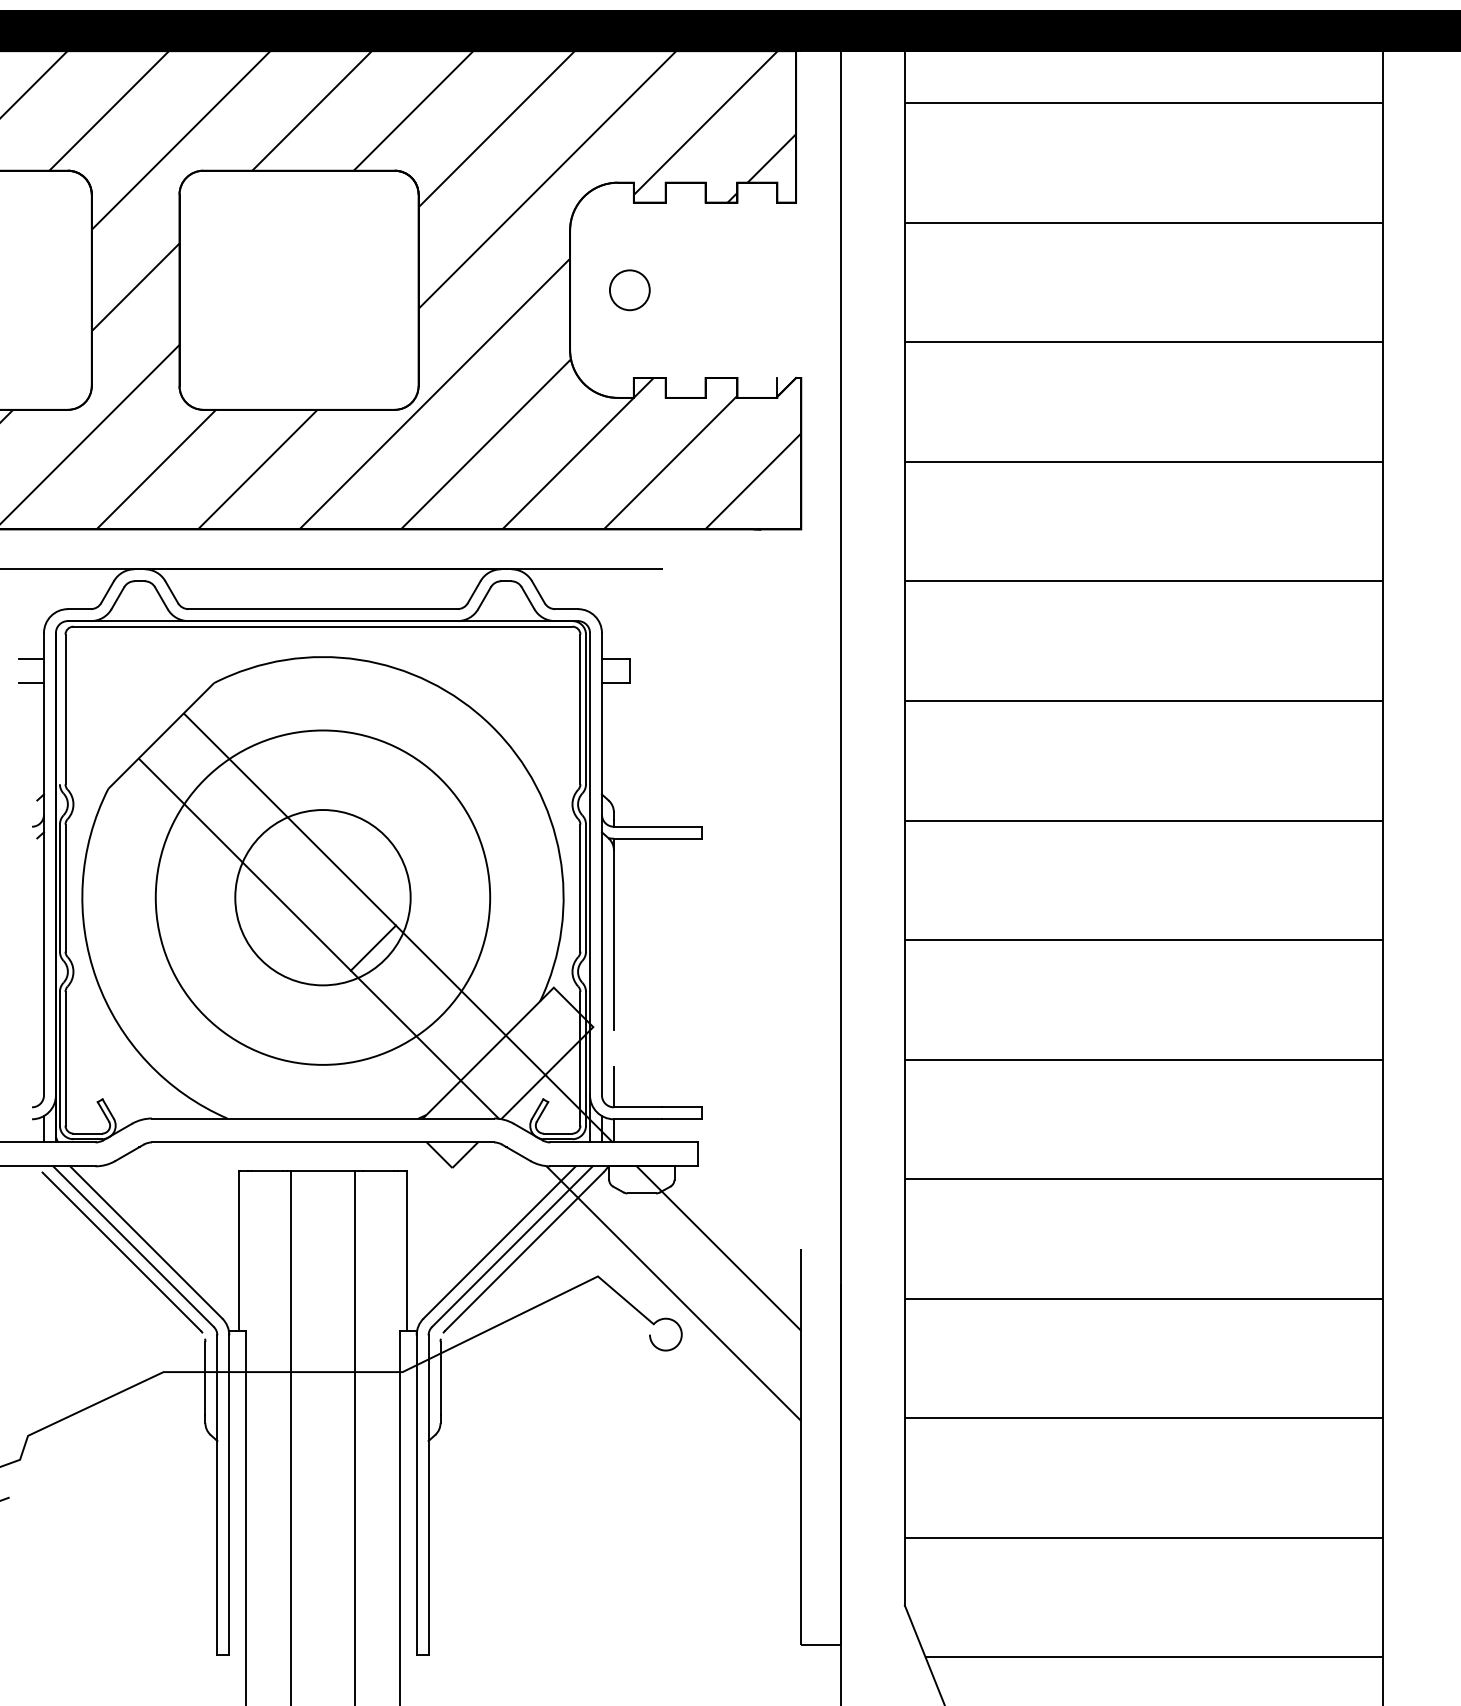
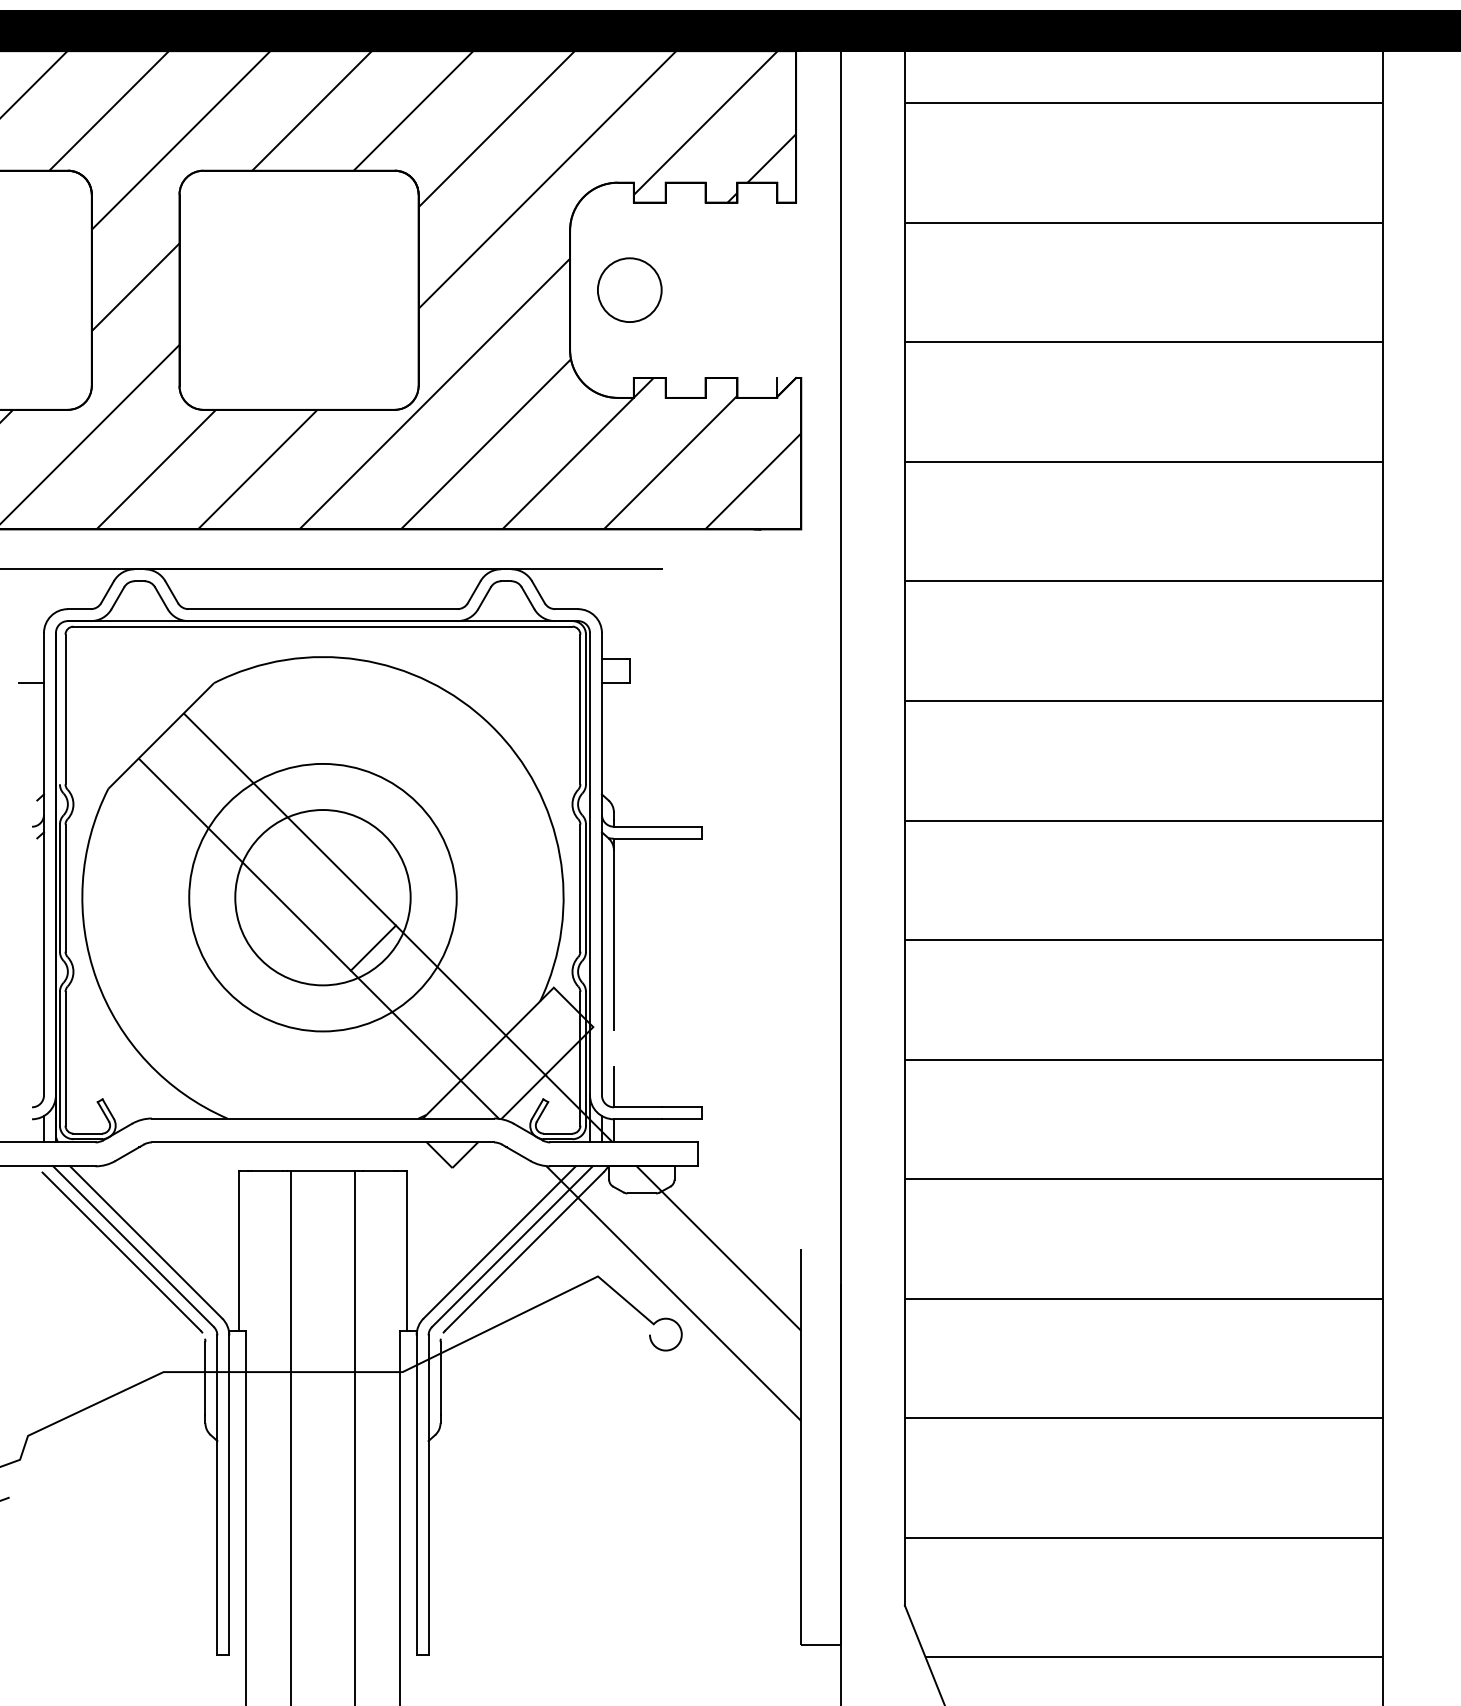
circle size: 42x43 px -> 66x66 px (629, 289)
line: present -> none (31, 659)
circle diameter: 334 px -> 268 px (322, 897)
